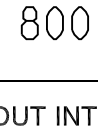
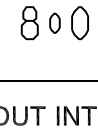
part size: 18x35 px -> 12x22 px (54, 22)
